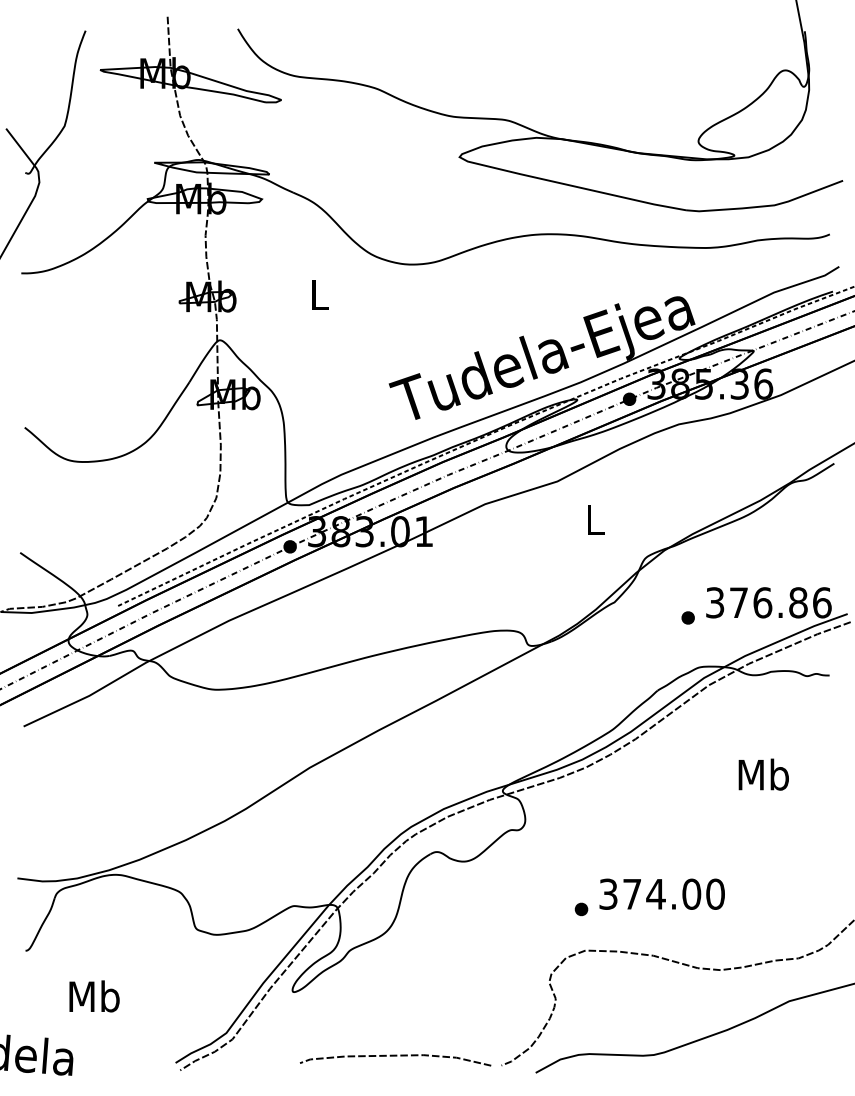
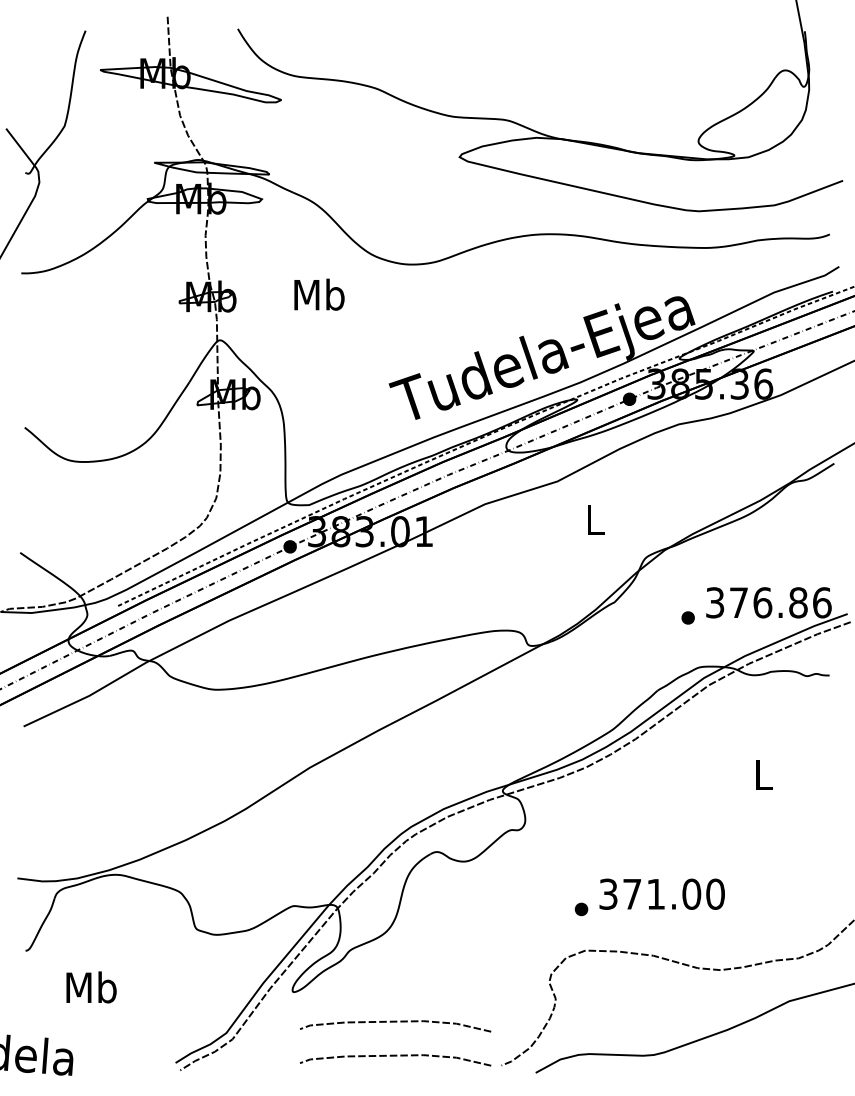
text: L -> Mb (319, 294)
text: Mb -> L (763, 774)
text: 374.00 -> 371.00 (655, 894)
text position: (94, 996) -> (91, 987) (91, 987)
curve: none -> present (395, 1022)
